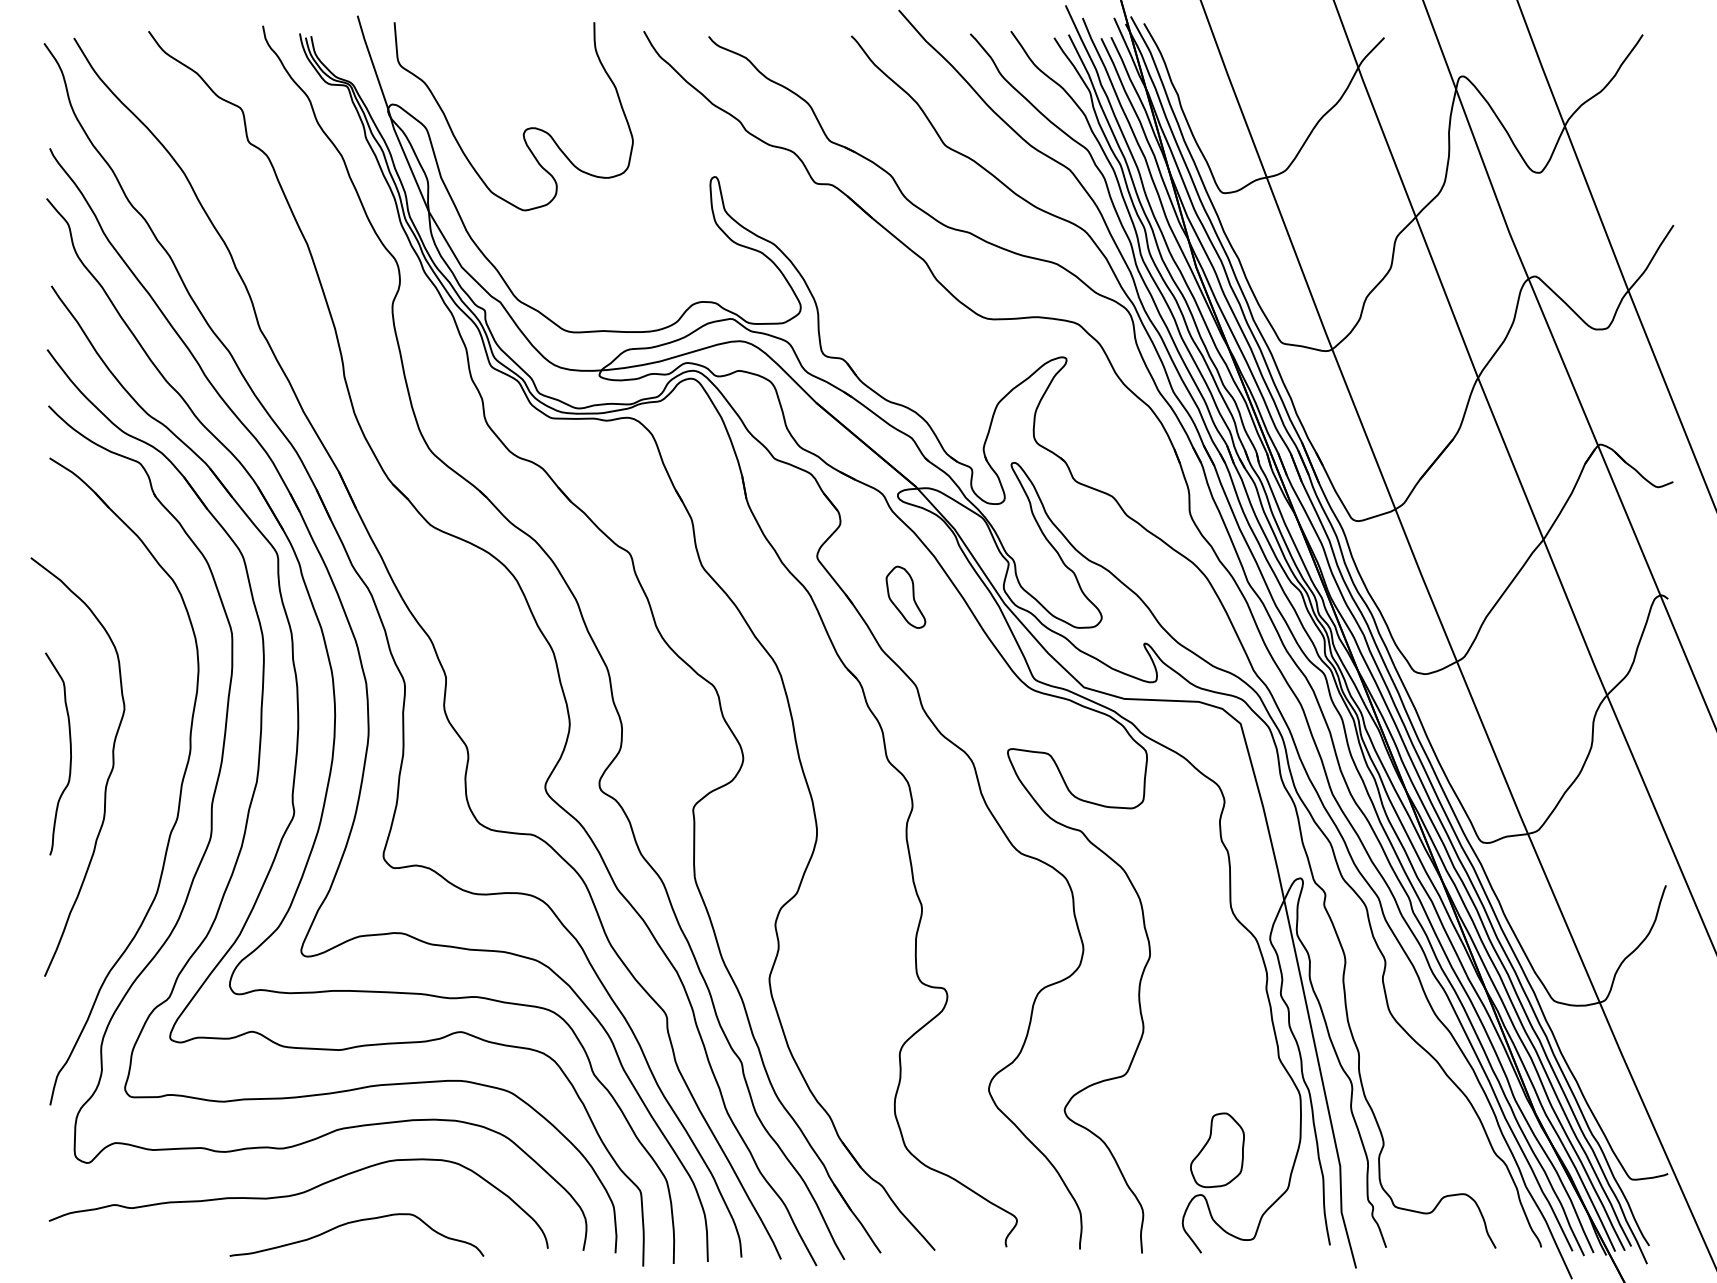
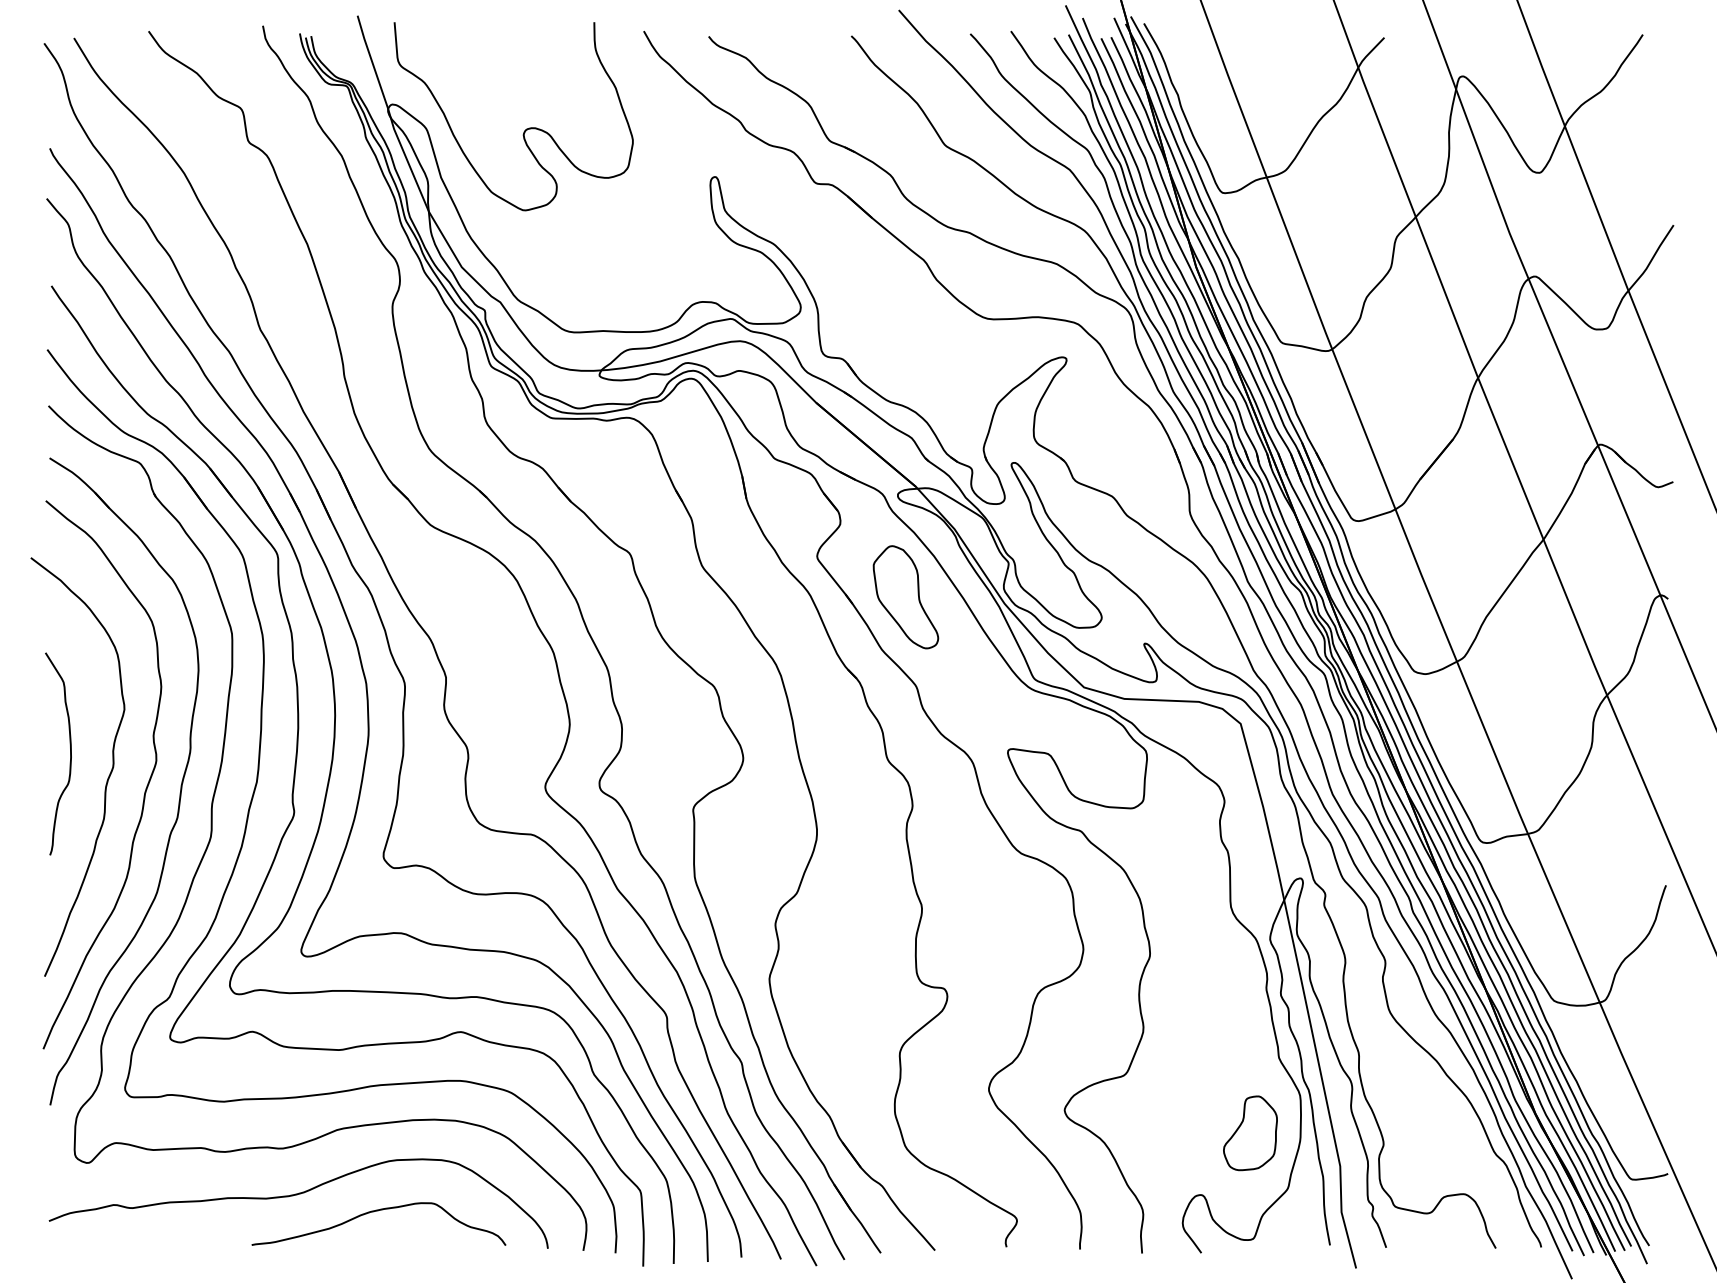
part size: 42x64 px -> 68x105 px (905, 597)
curve: none -> present (145, 788)
part position: (1217, 1150) -> (1250, 1133) (1250, 1133)
curve position: (356, 1222) -> (378, 1211) (378, 1211)
